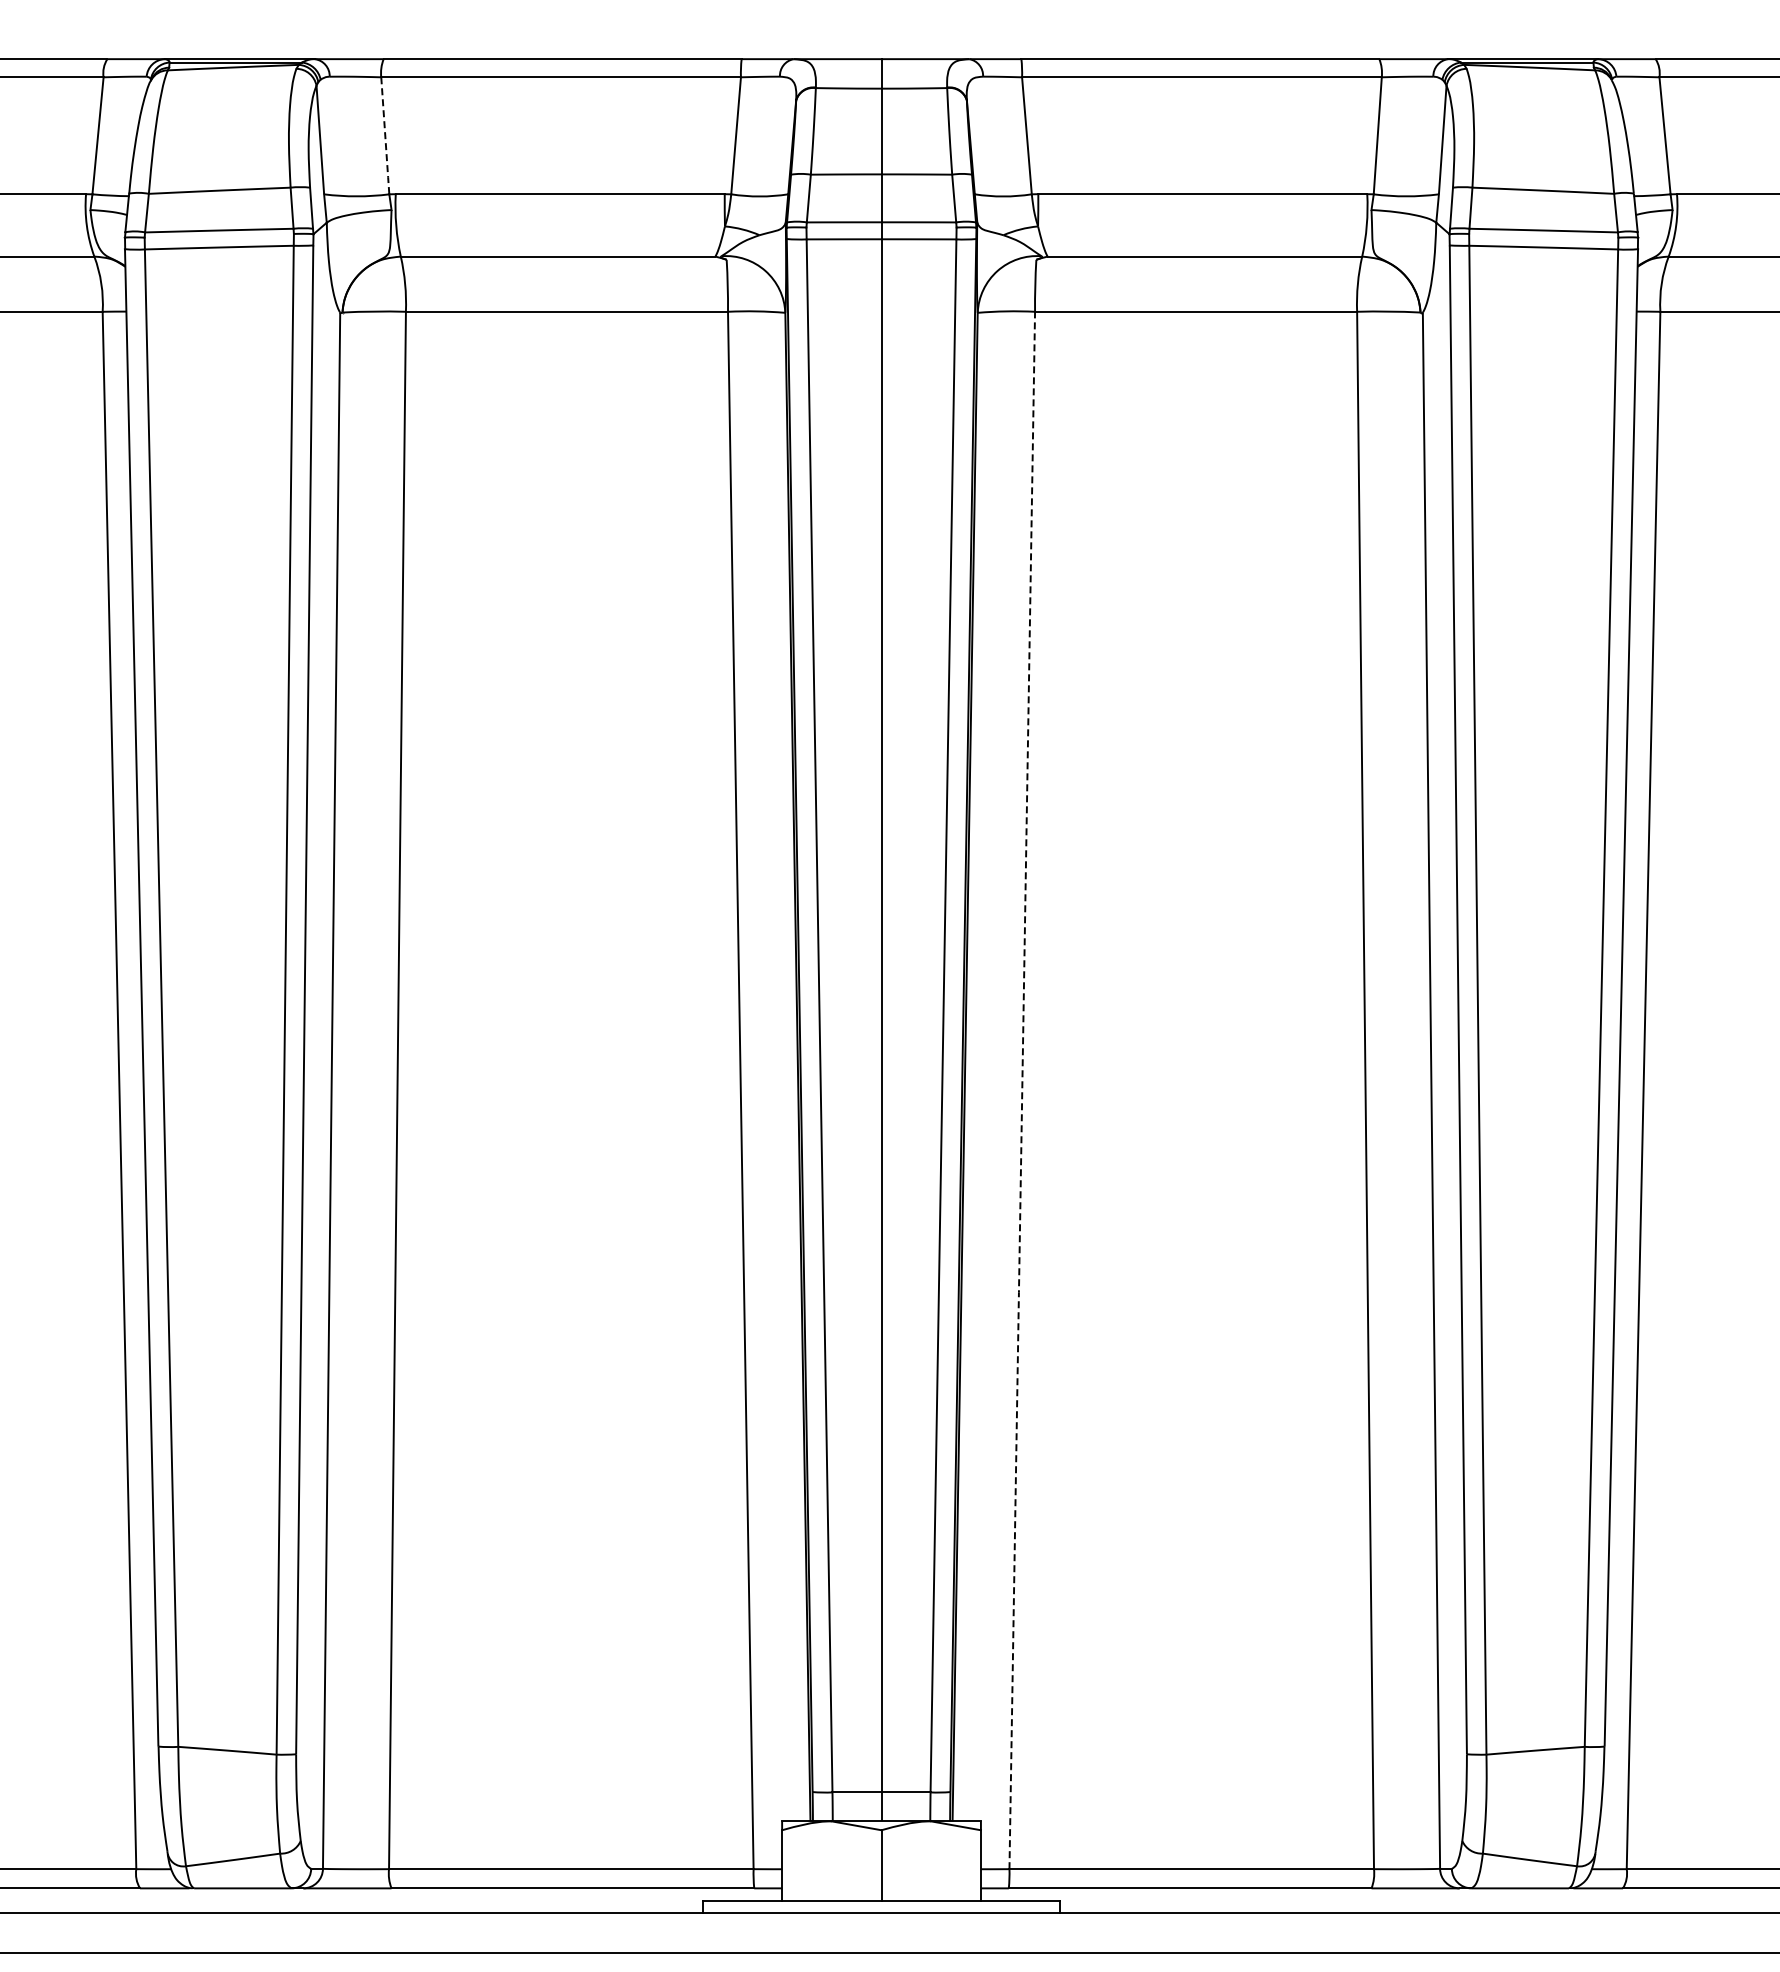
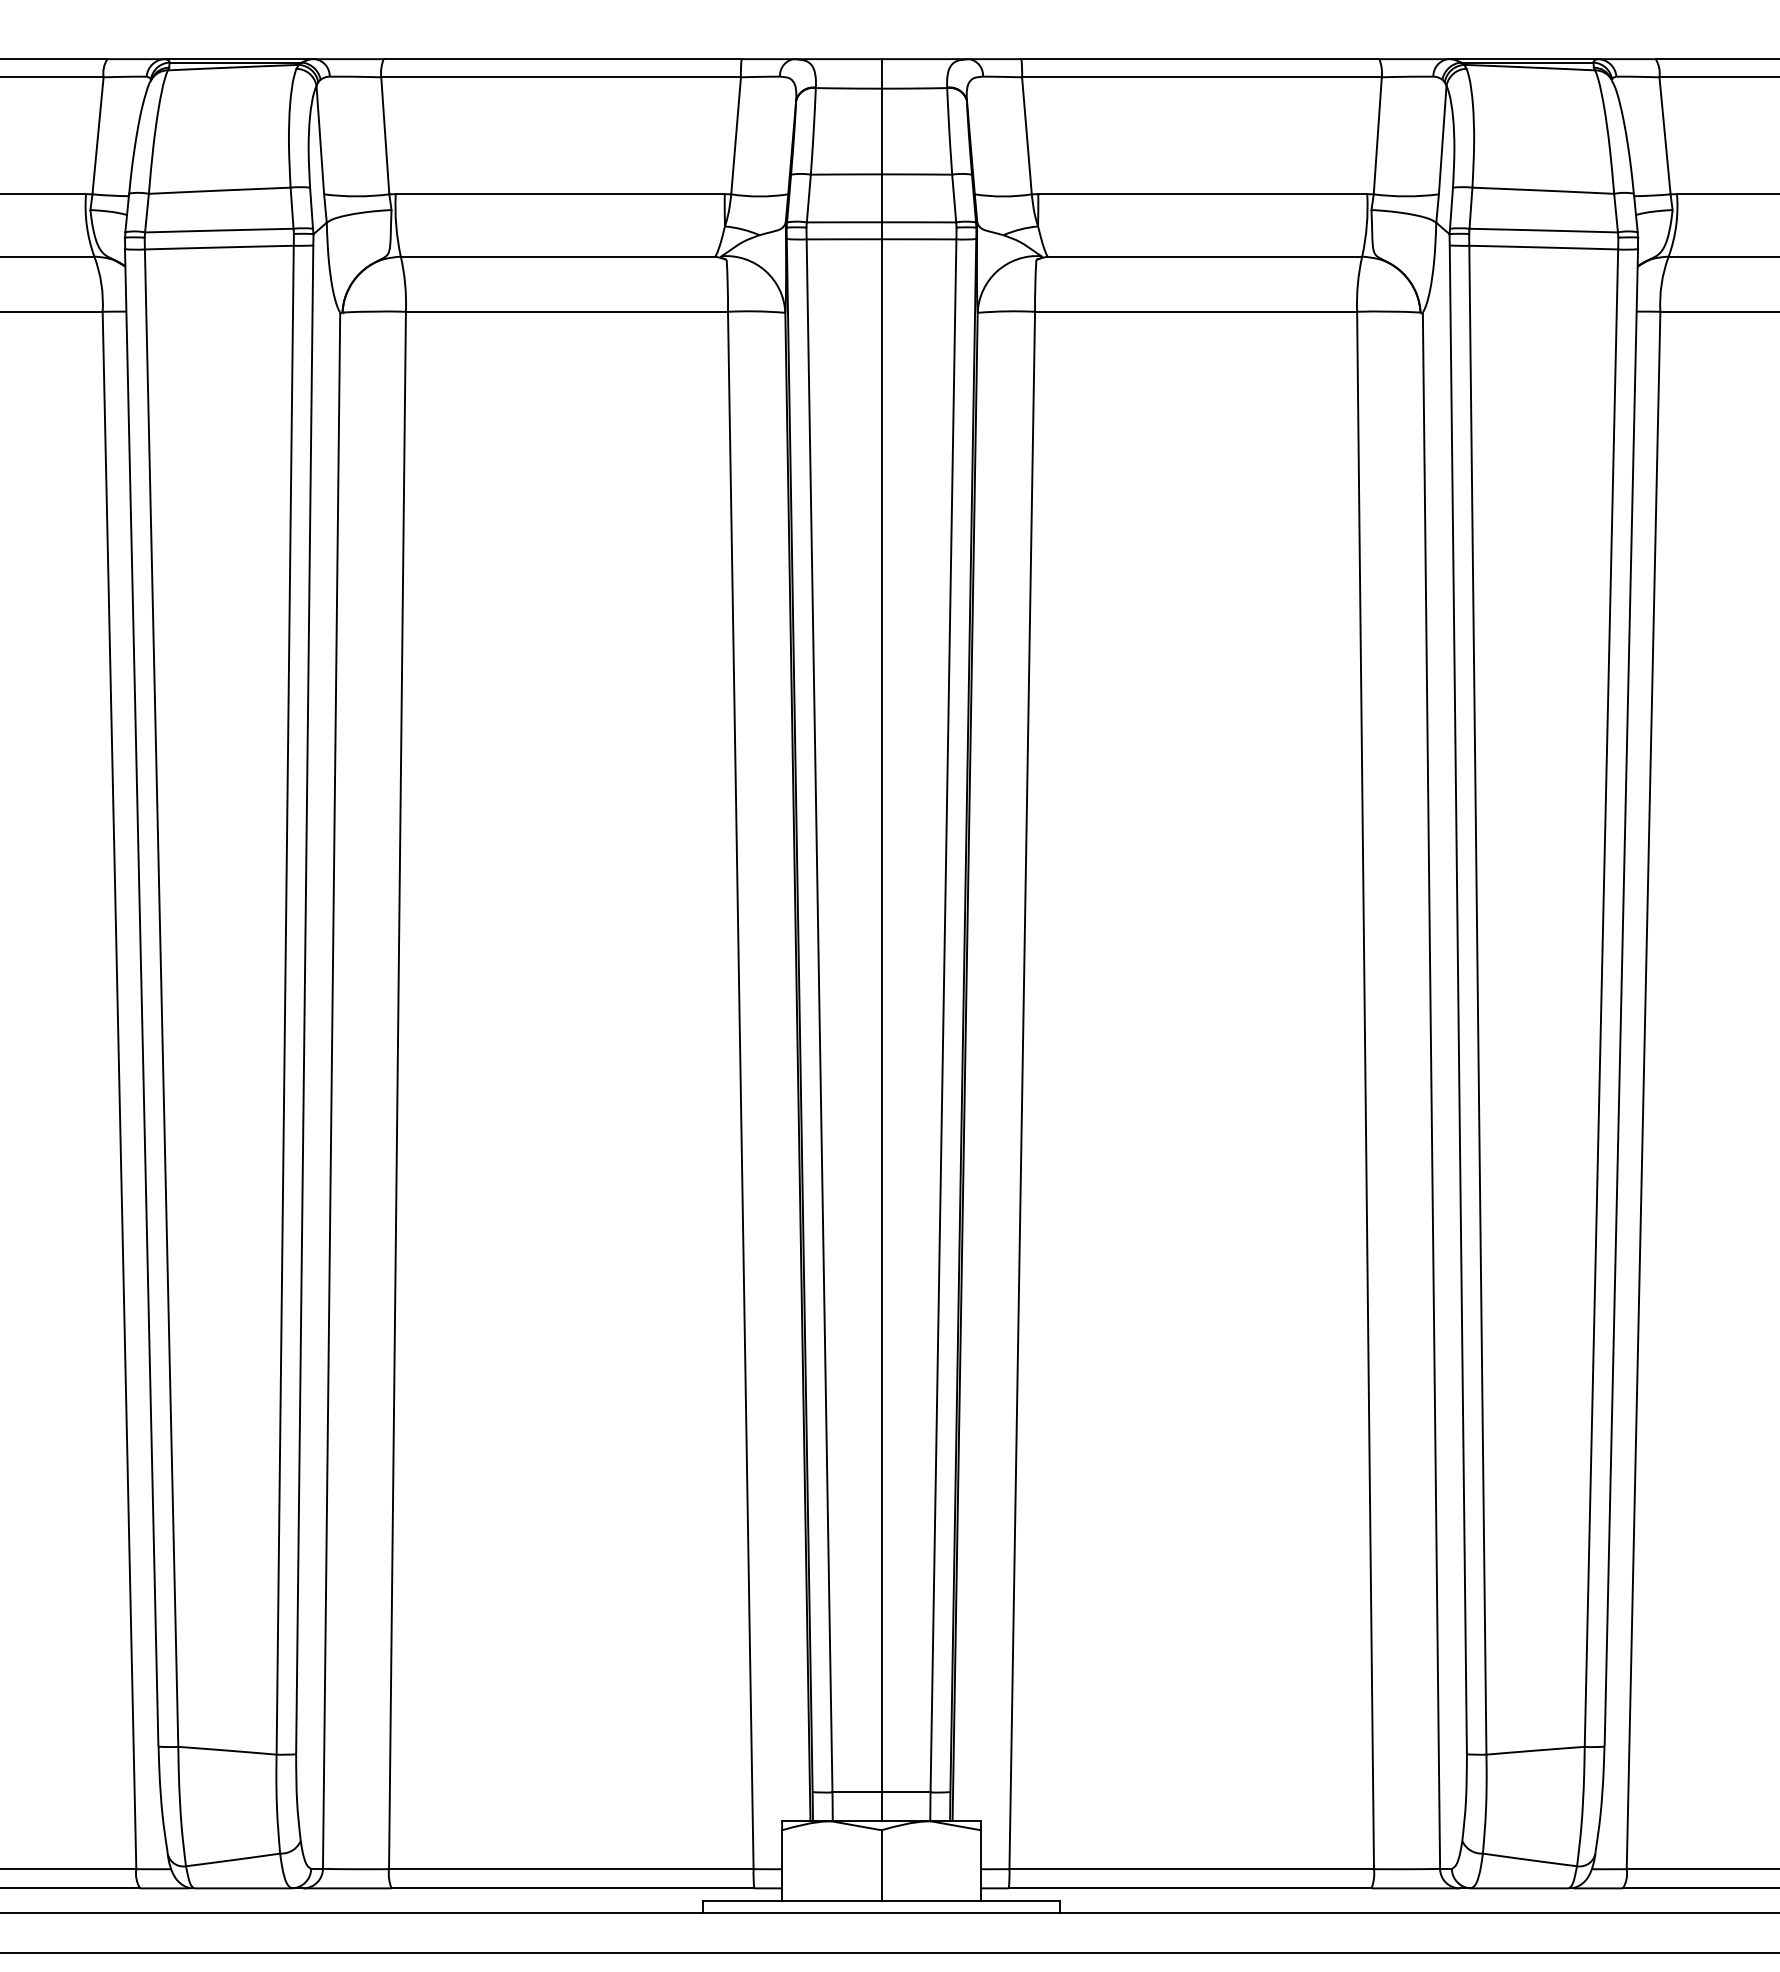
line: dashed -> solid (385, 136)
line: dashed -> solid (1022, 1091)
